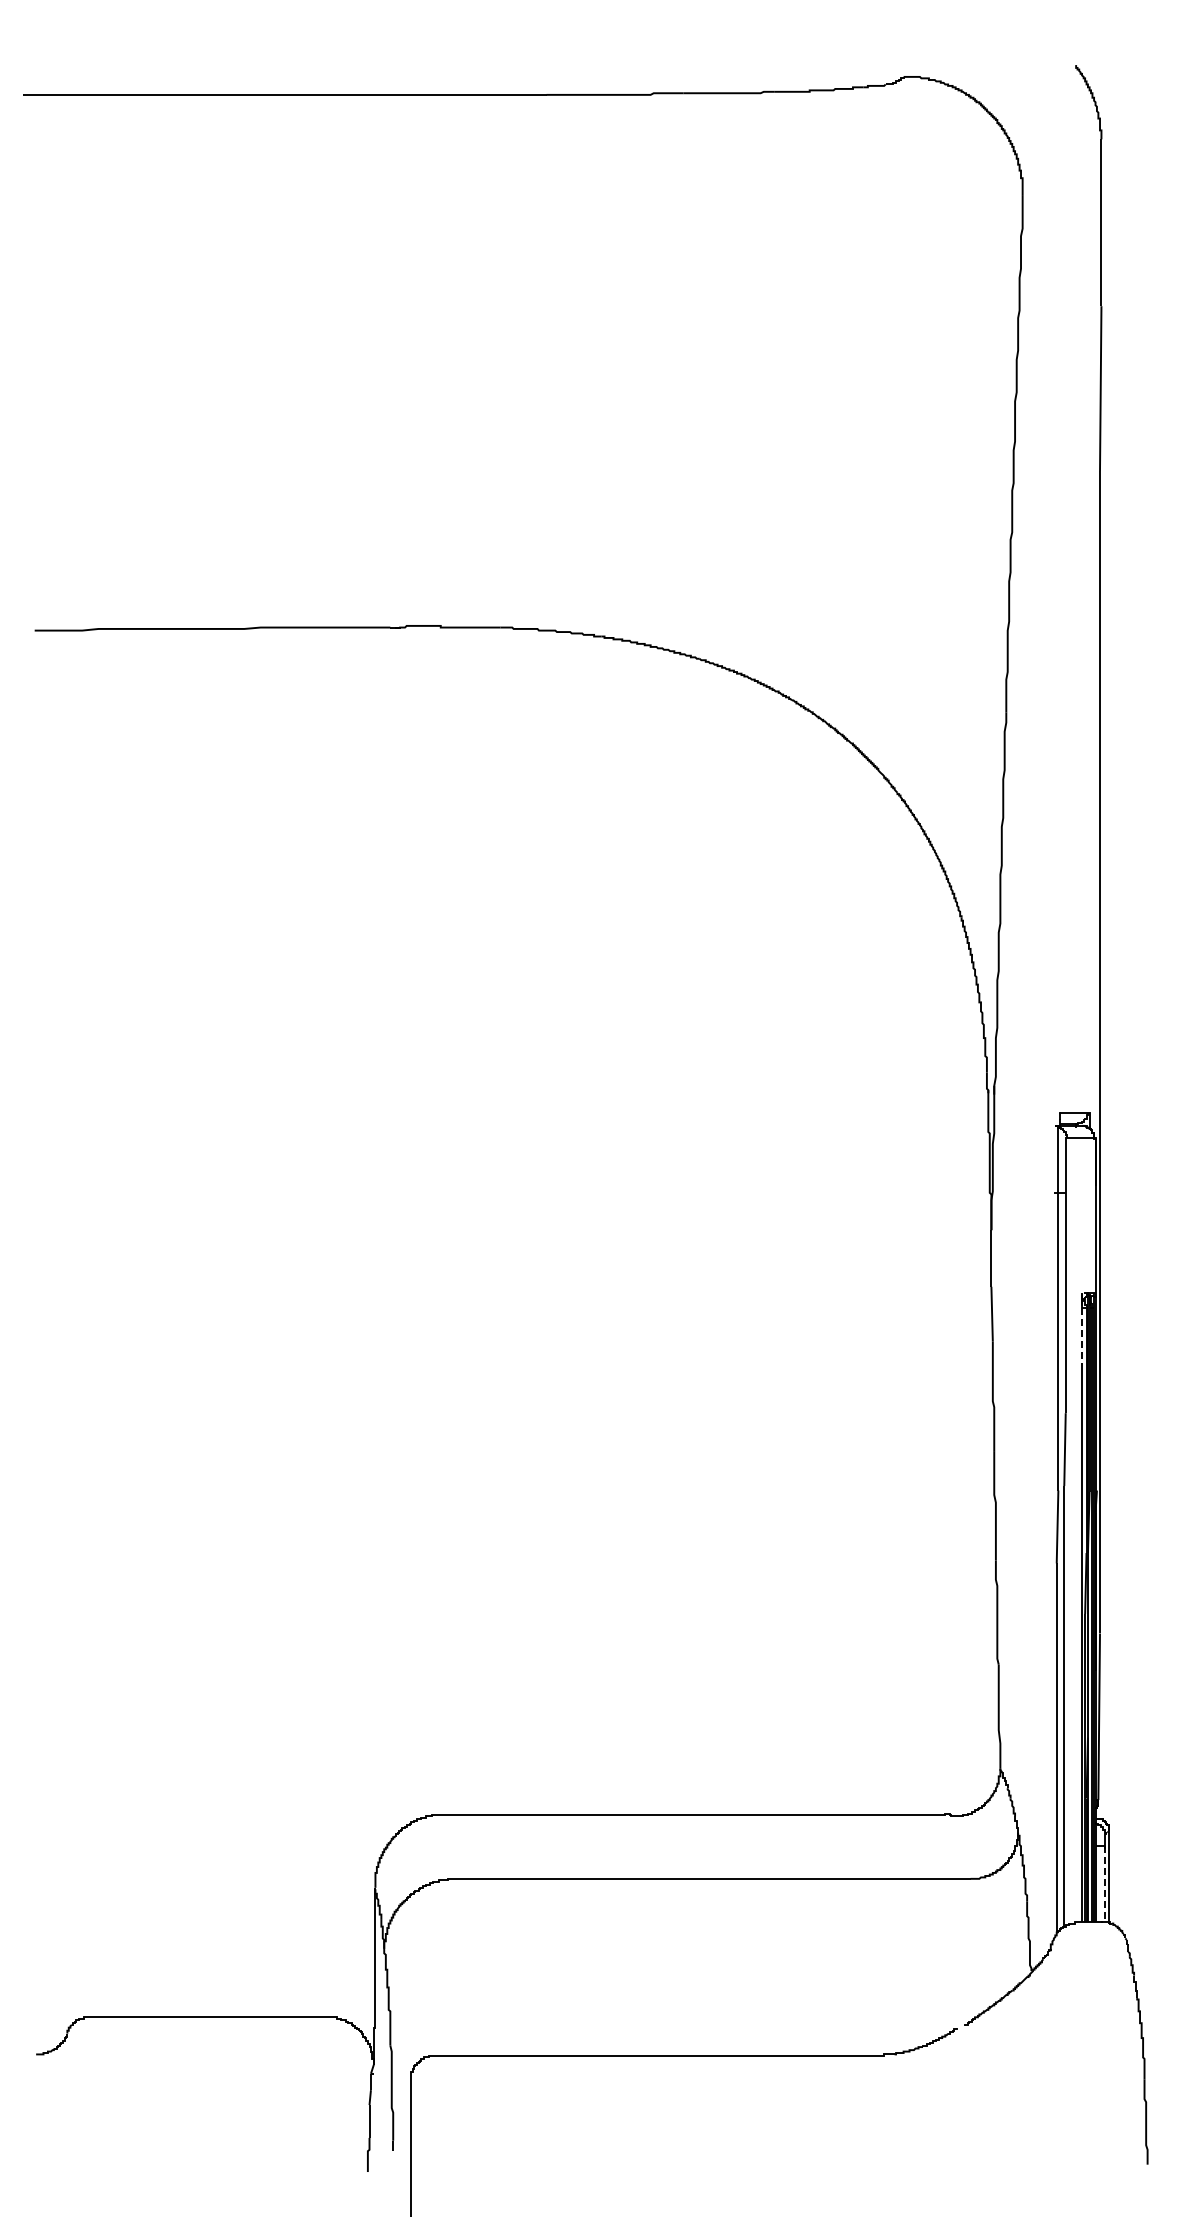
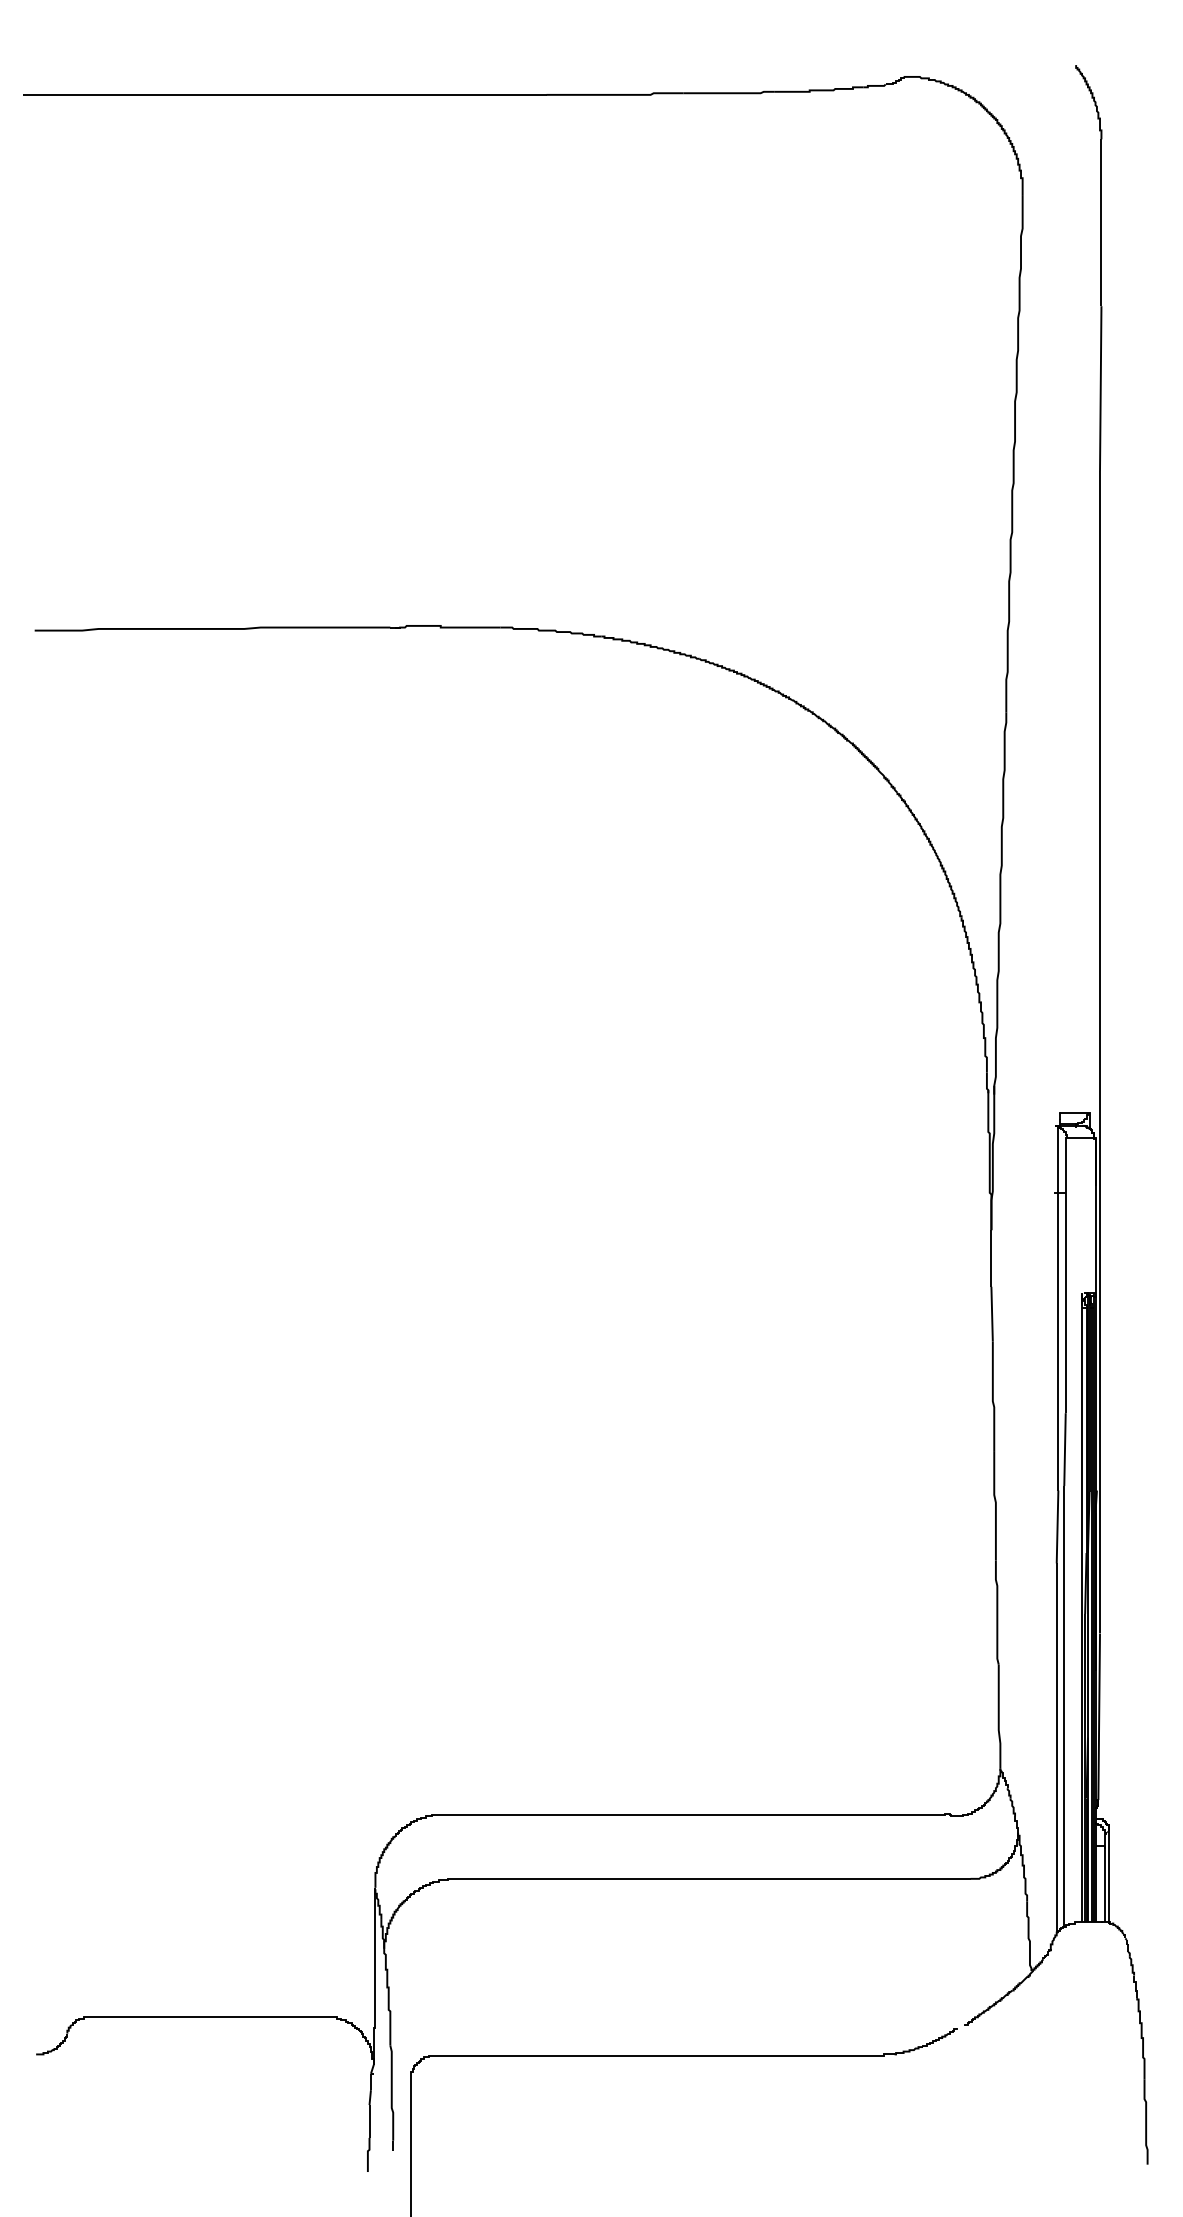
line: dashed -> solid (1082, 1338)
line: dashed -> solid (1104, 1884)
